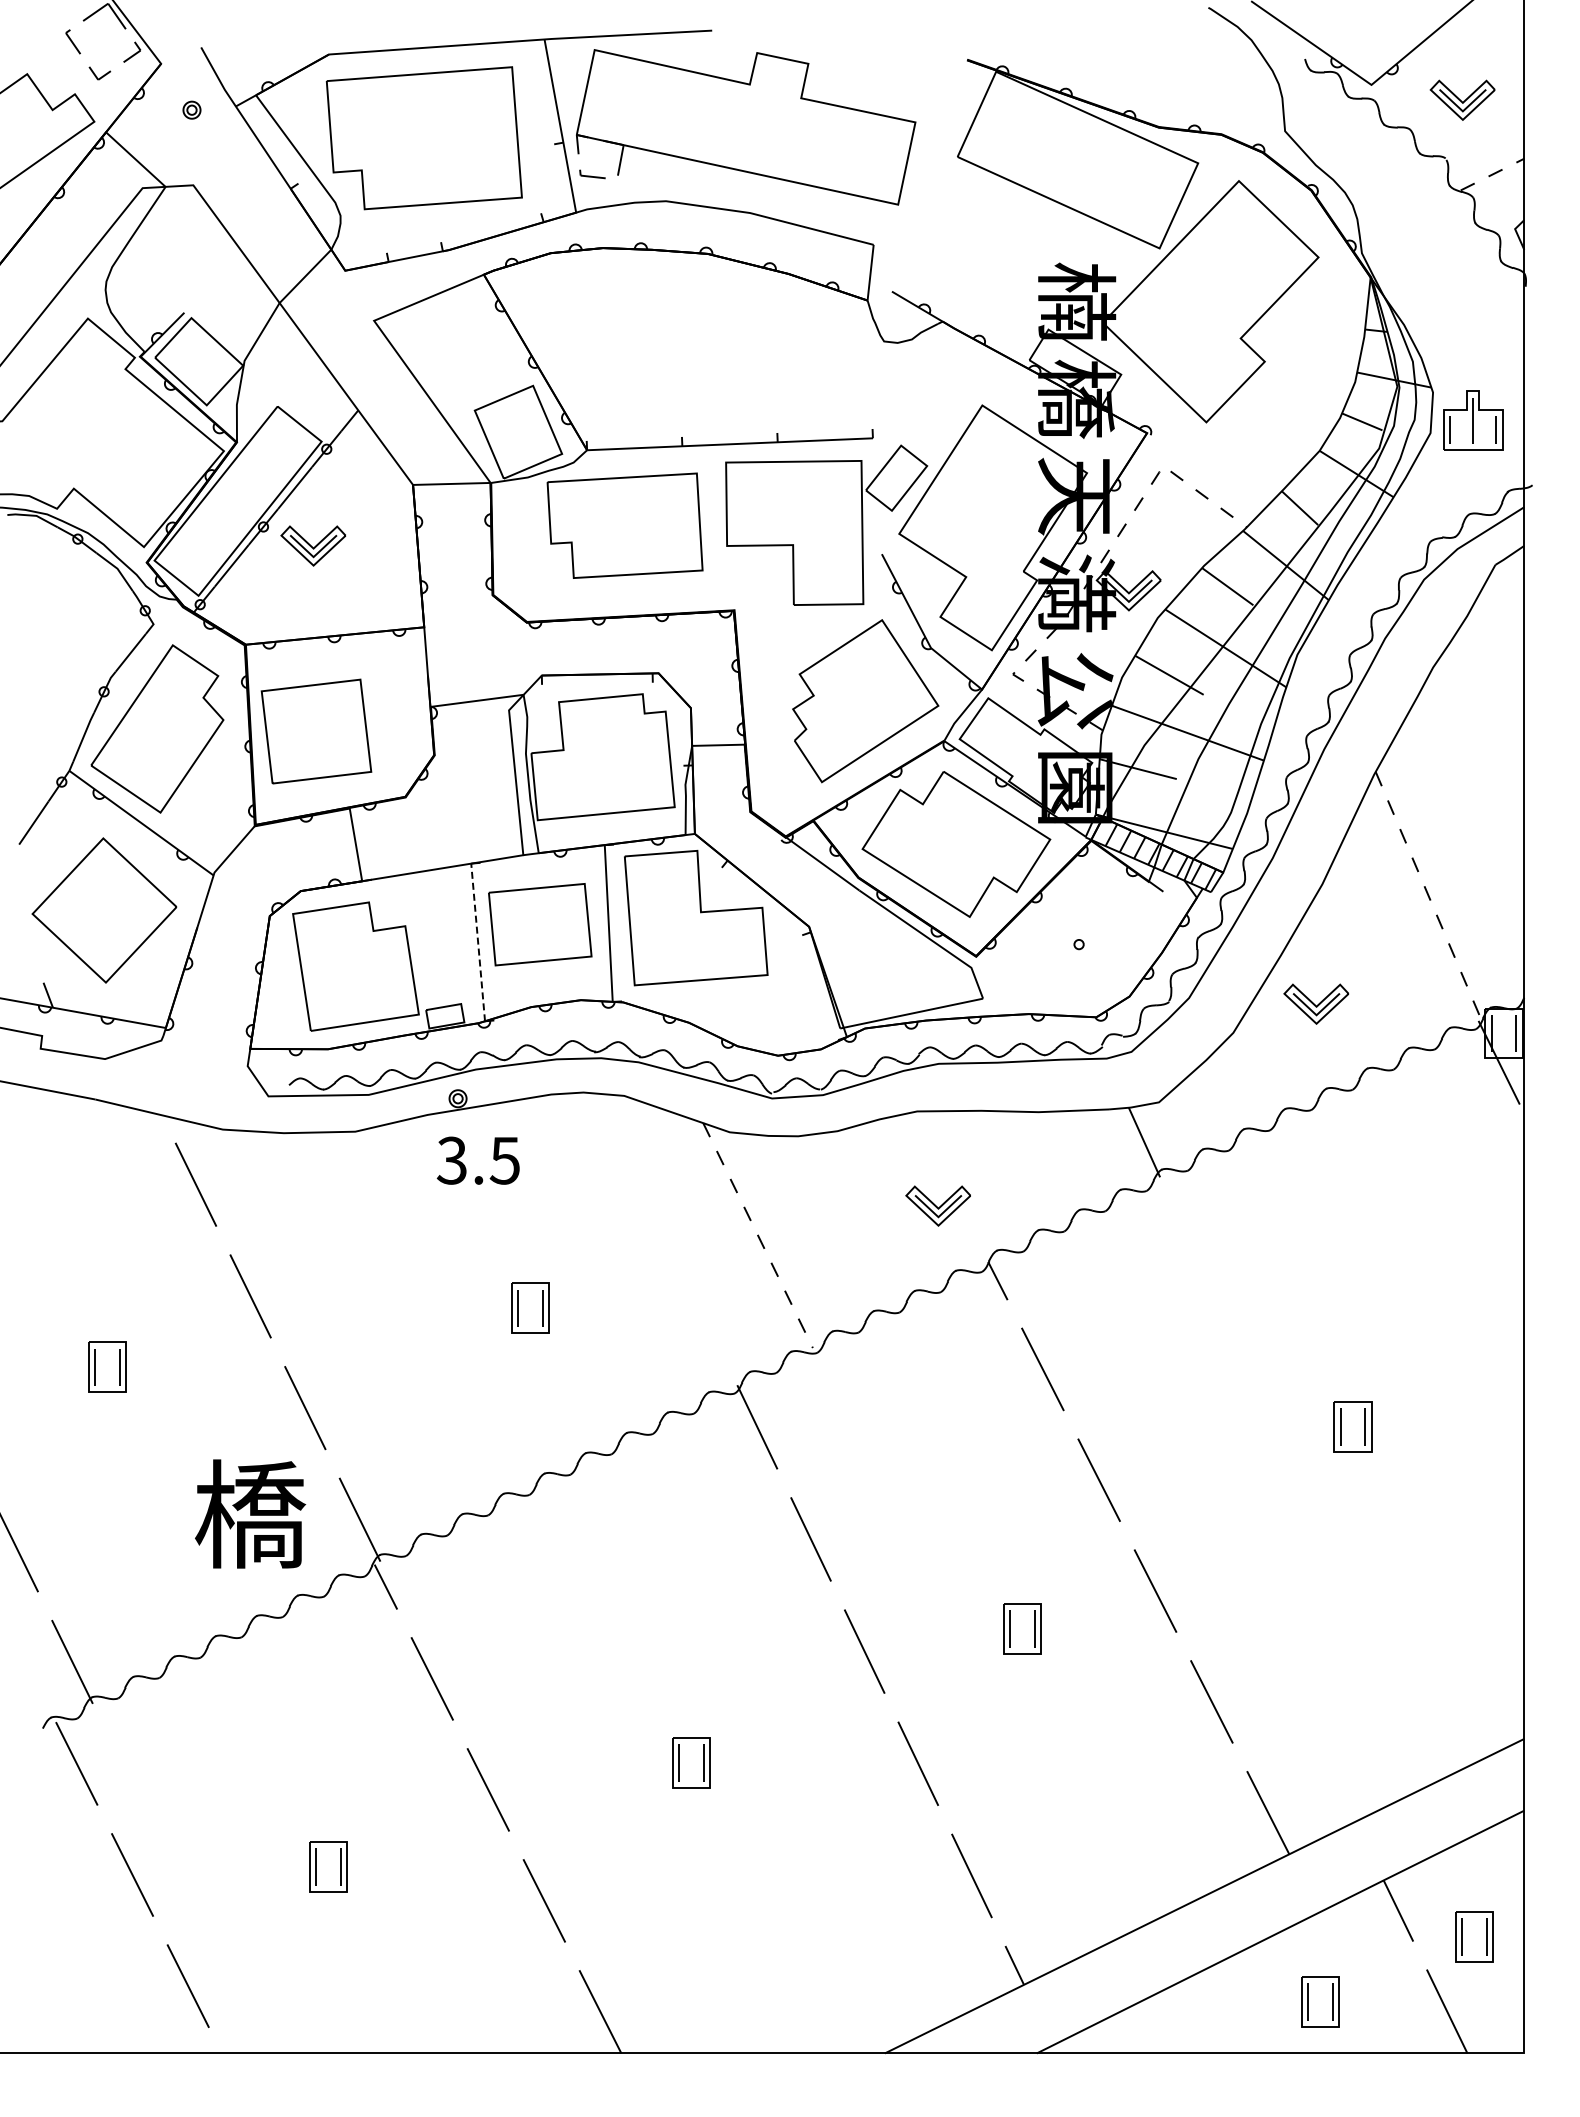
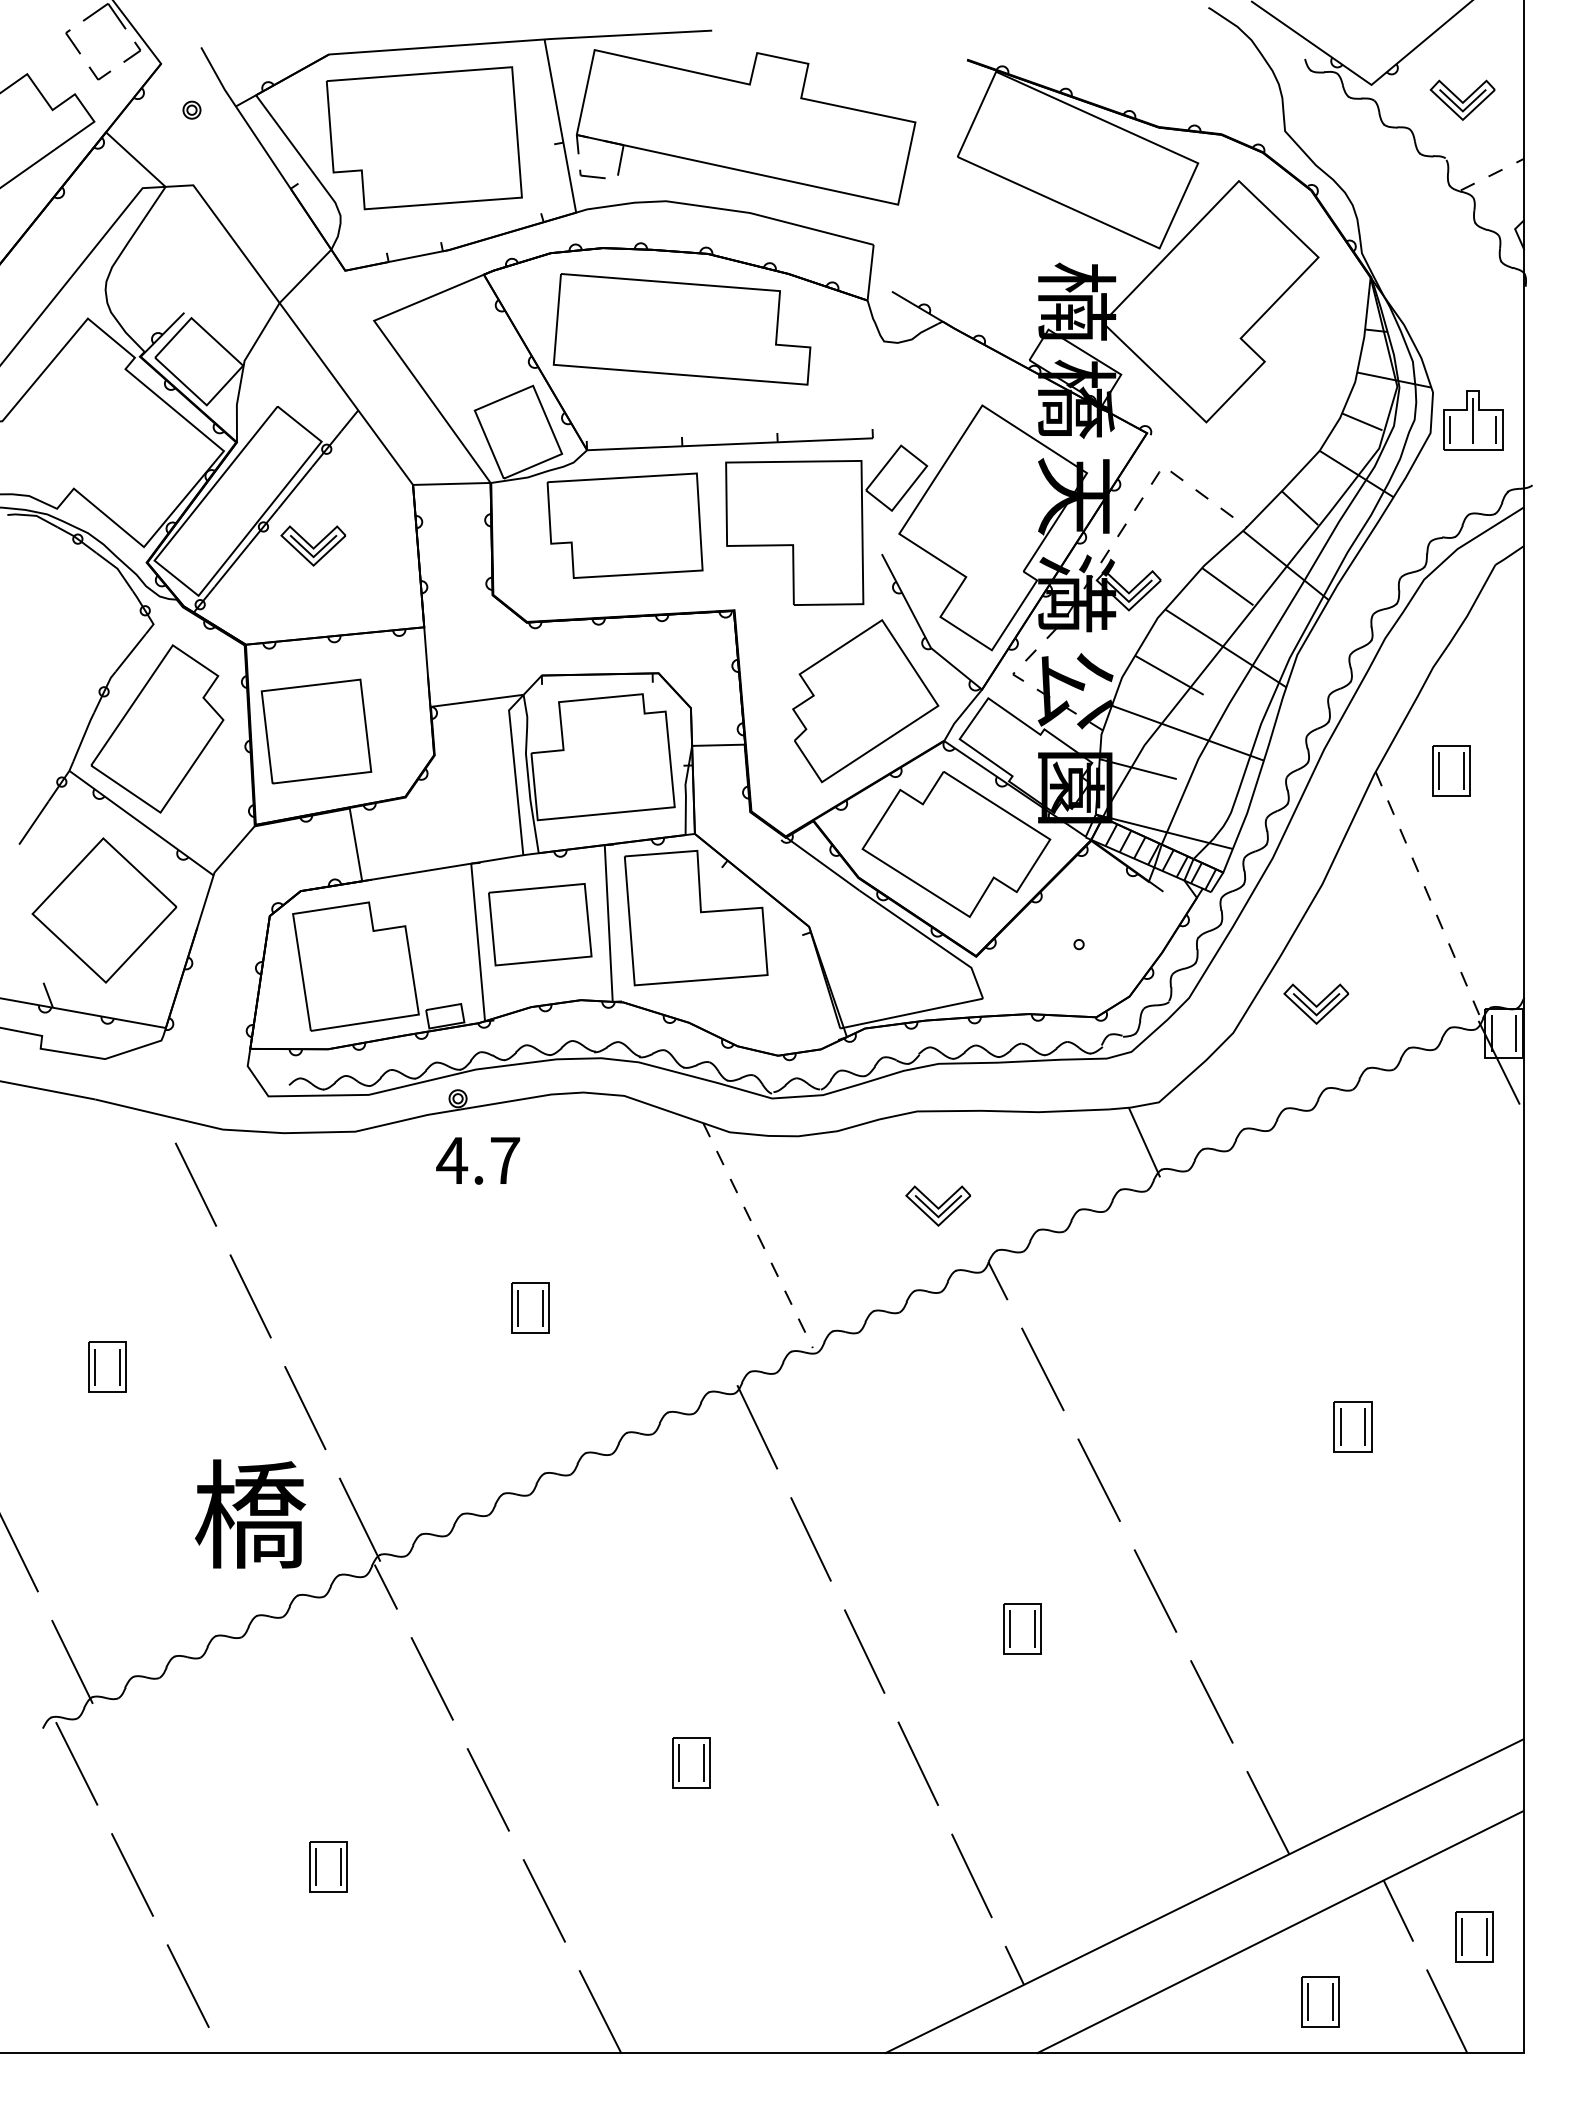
part: none -> present (681, 329)
part: none -> present (1451, 770)
line: dashed -> solid (478, 941)
text: 3.5 -> 4.7 (478, 1160)
